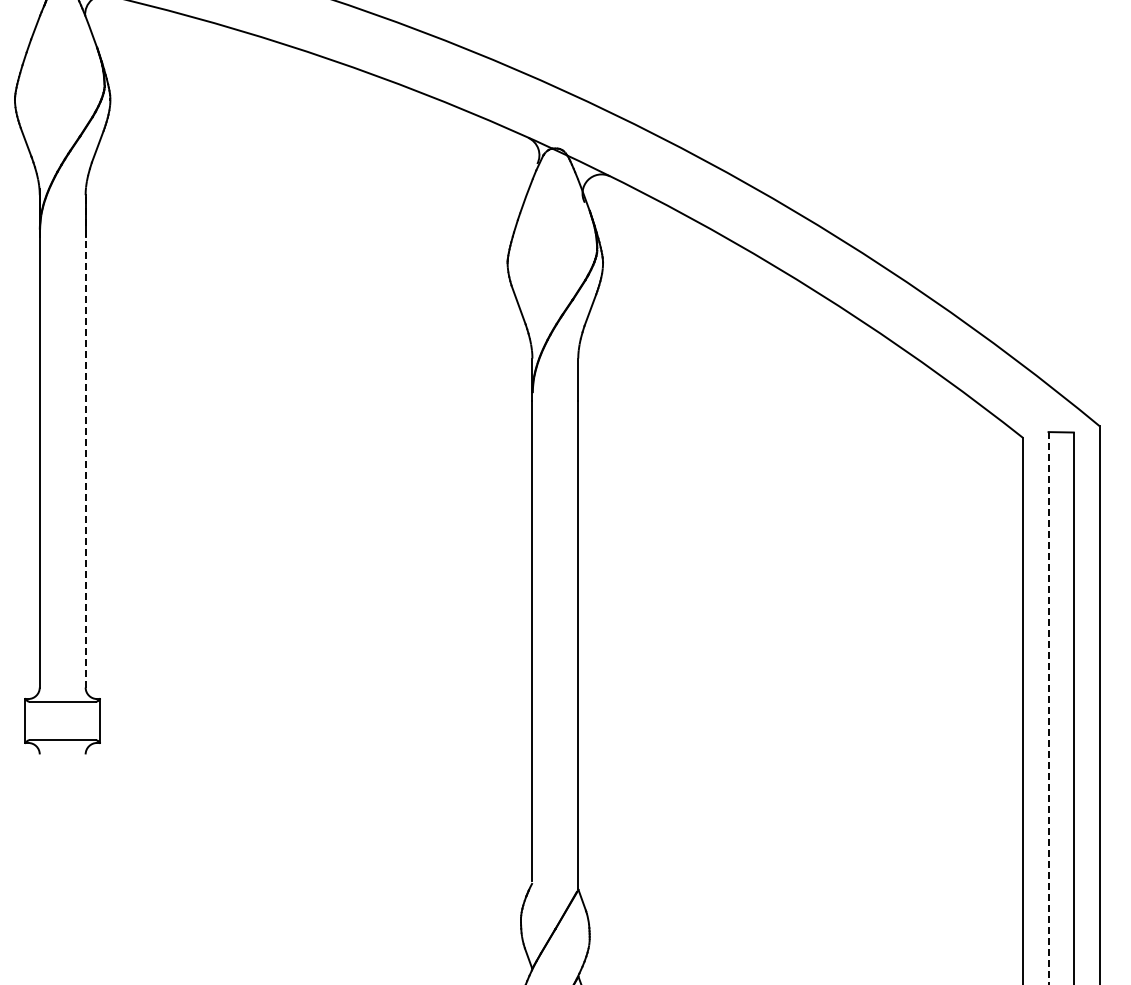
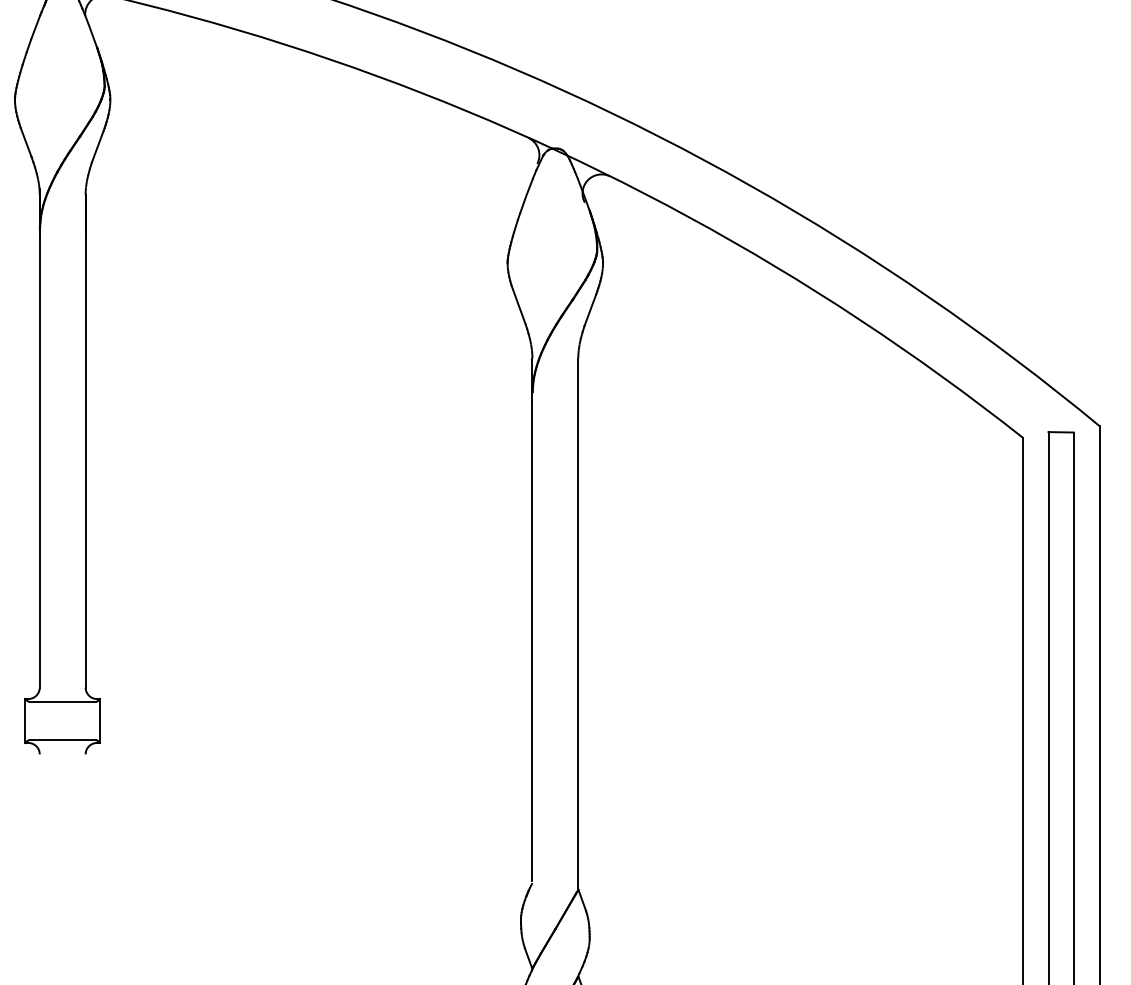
line: dashed -> solid (85, 440)
line: dashed -> solid (1048, 708)
